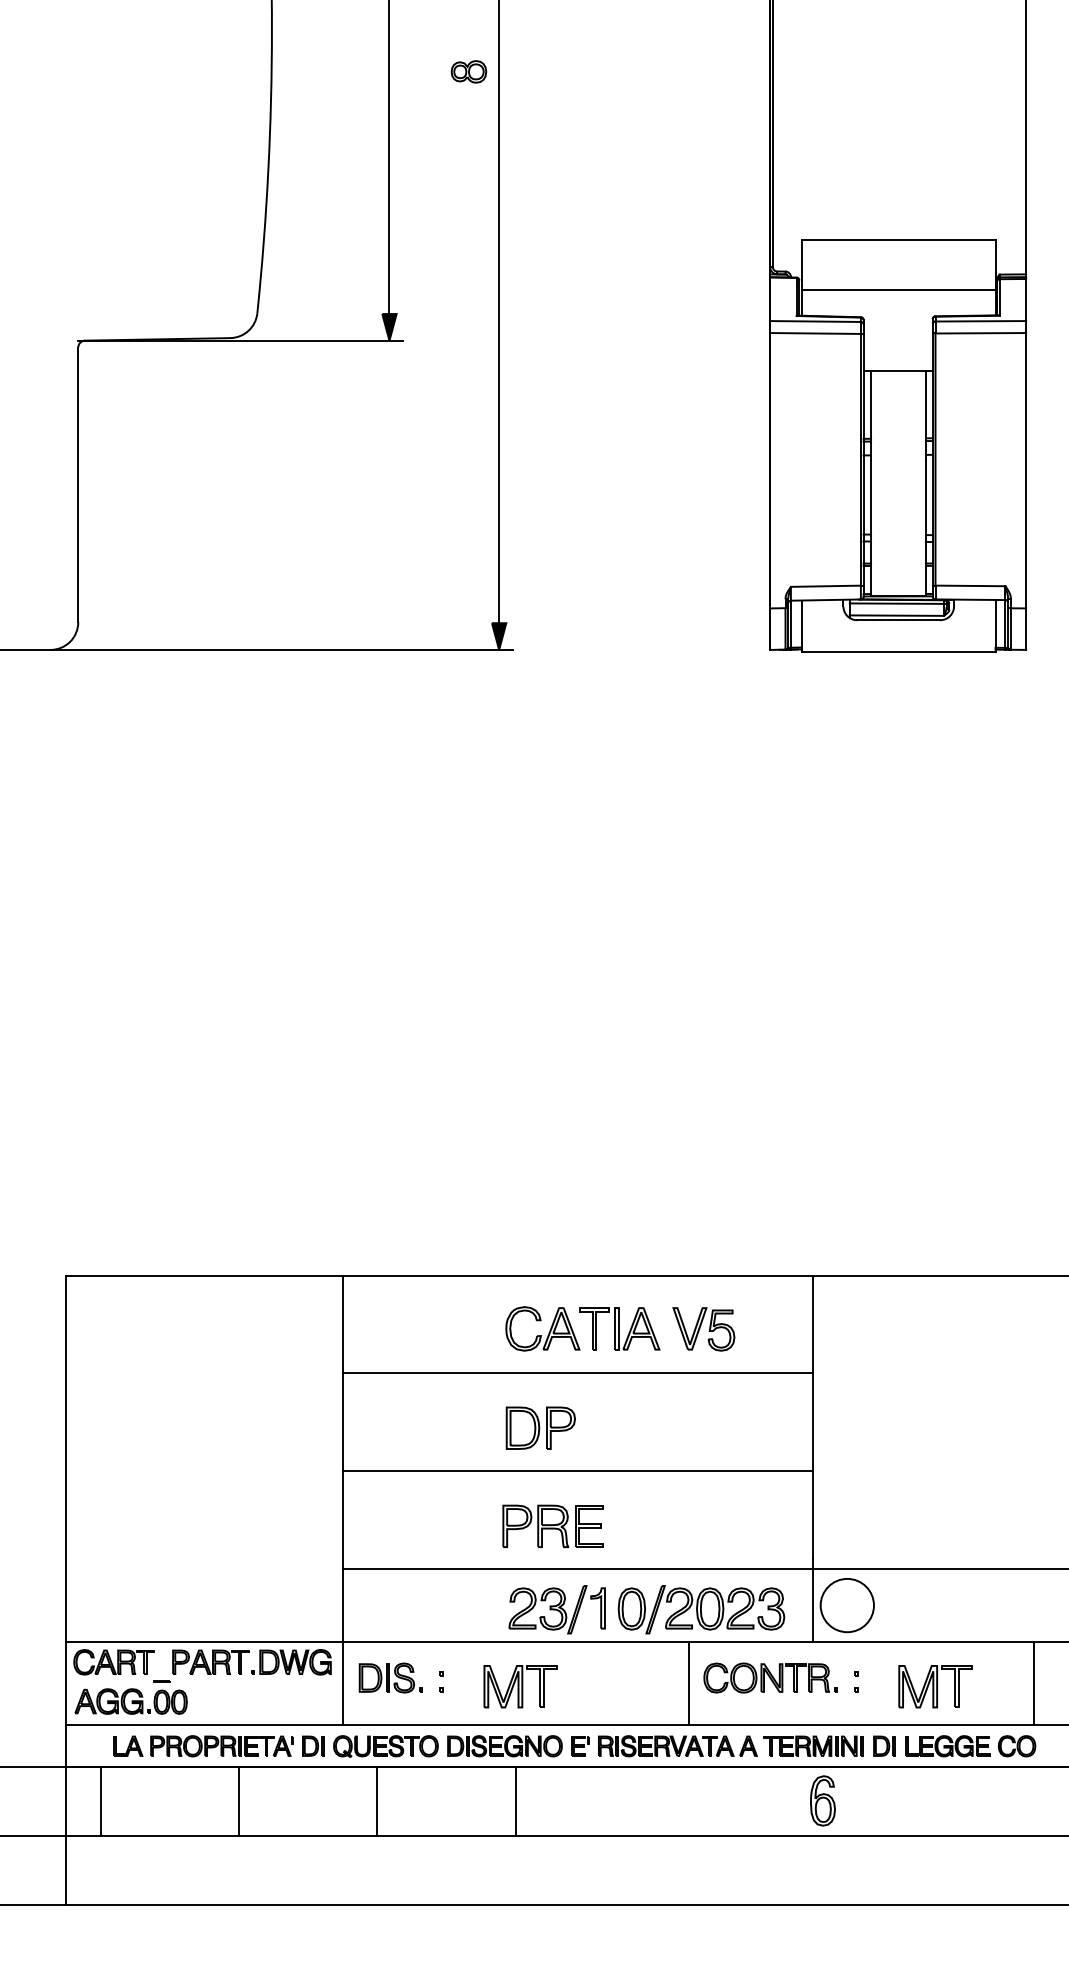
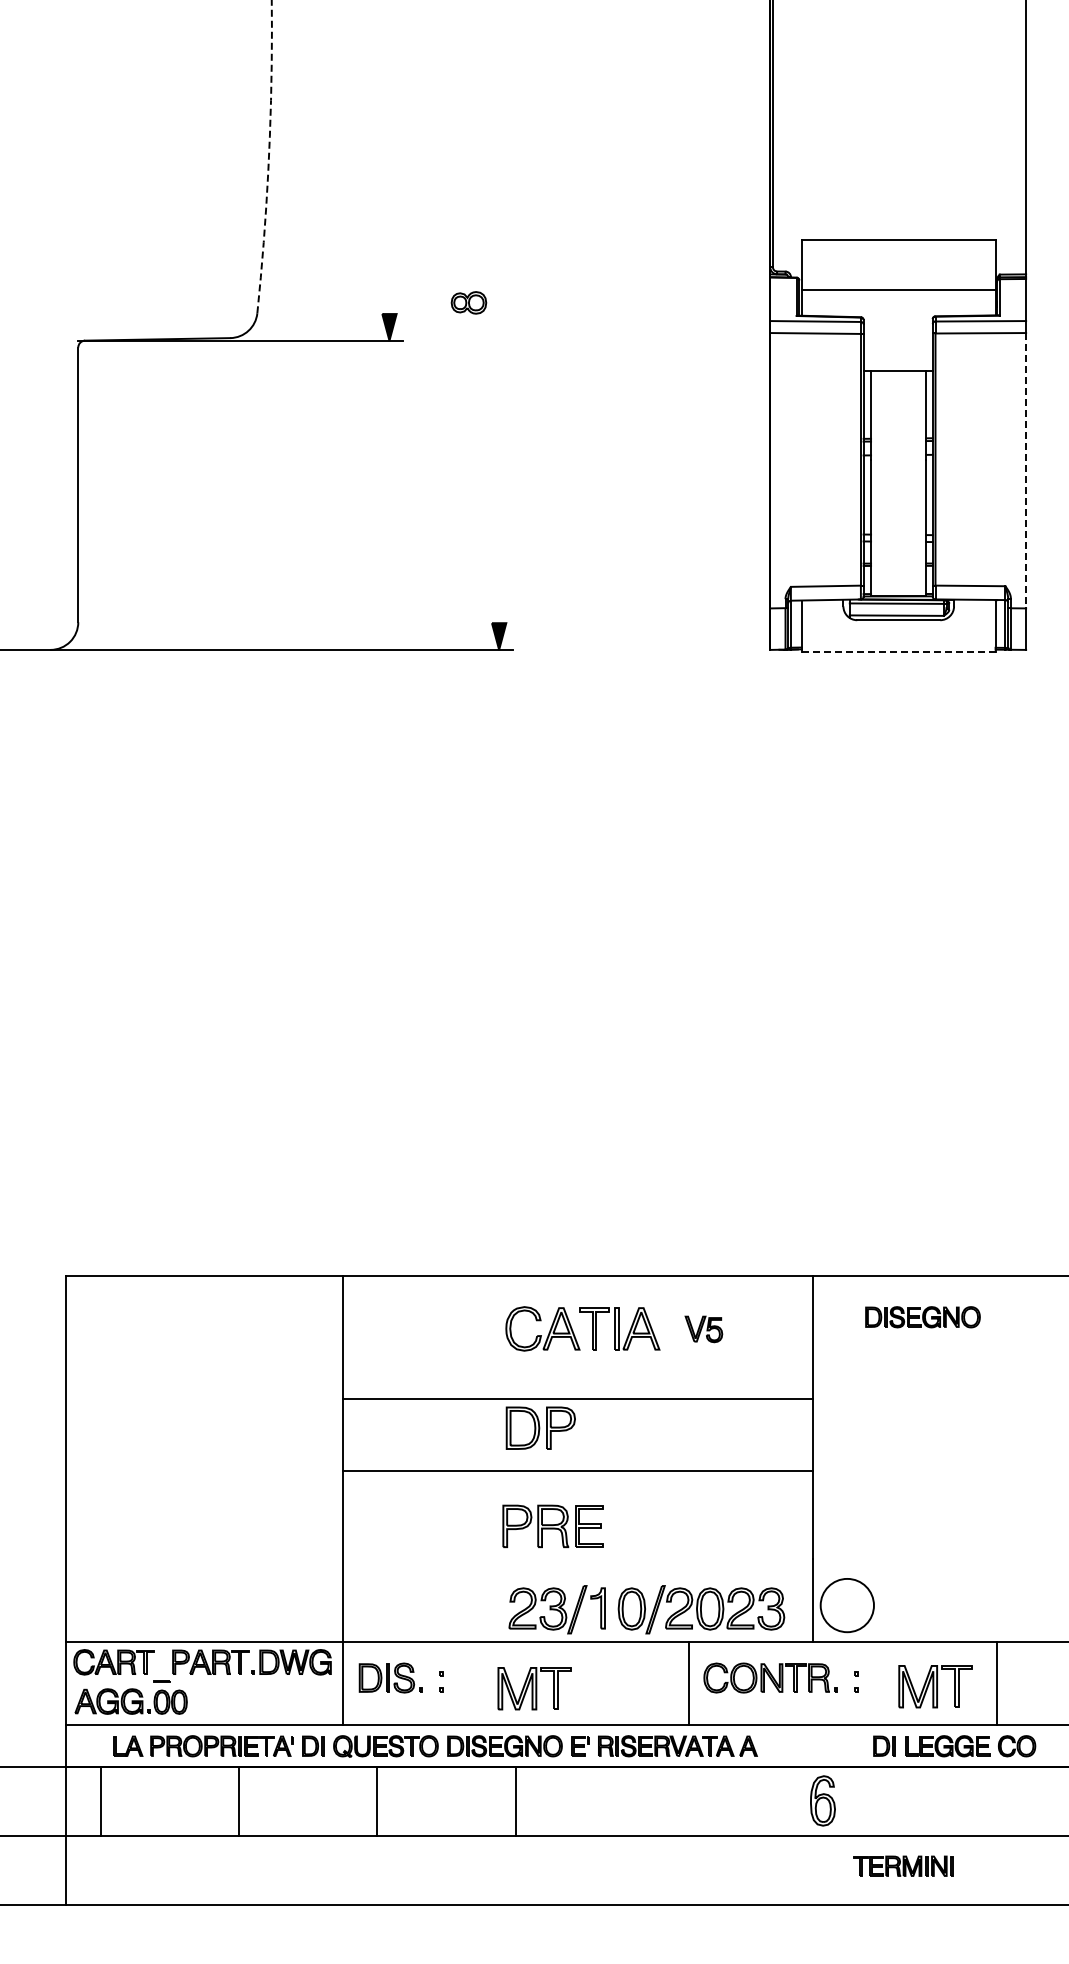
part position: (468, 71) -> (468, 302) (468, 302)
arc: solid -> dashed (268, 156)
line: present -> none (389, 158)
line: present -> none (499, 312)
line: solid -> dashed (1026, 470)
line: solid -> dashed (898, 652)
part: none -> present (922, 1317)
part size: 64x45 px -> 40x29 px (703, 1329)
line position: (577, 1373) -> (577, 1399) (577, 1399)
line: present -> none (703, 1568)
line position: (1034, 1683) -> (997, 1683) (997, 1683)
part position: (520, 1686) -> (534, 1688) (534, 1688)
part position: (813, 1745) -> (903, 1865) (903, 1865)
